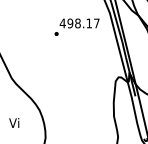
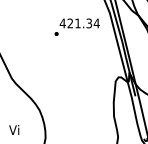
text: 498.17 -> 421.34 (83, 23)
text position: (14, 122) -> (14, 129) (14, 129)
